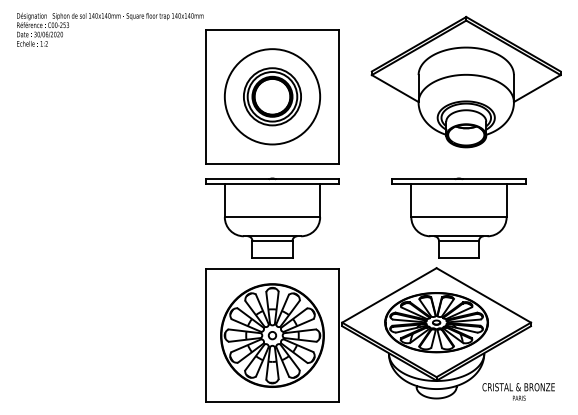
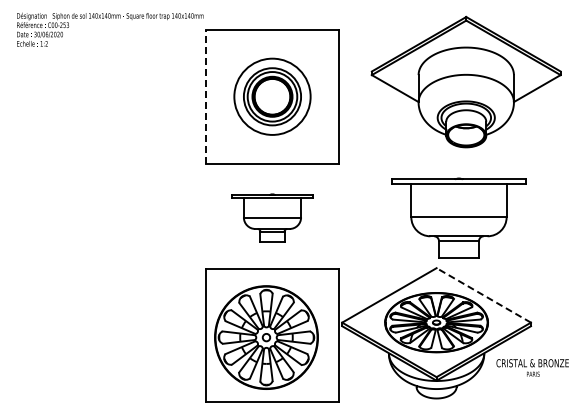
line: solid -> dashed (205, 96)
circle diameter: 95 px -> 76 px (272, 96)
part size: 135x82 px -> 83x50 px (272, 217)
line: solid -> dashed (483, 295)
part position: (272, 335) -> (266, 337) (266, 337)
text position: (518, 391) -> (532, 367) (532, 367)
